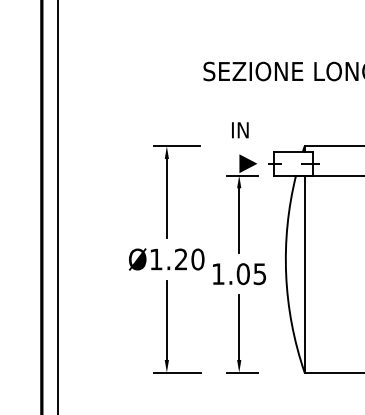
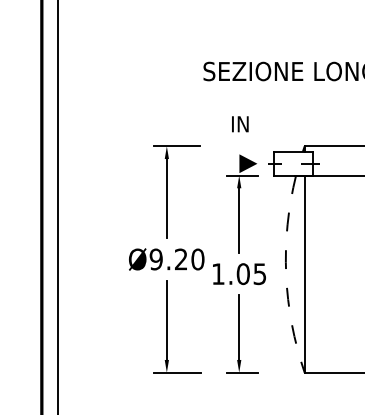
text position: (240, 130) -> (240, 124) (240, 124)
text: Ø1.20 -> Ø9.20 (155, 259)
arc: solid -> dashed (286, 274)
